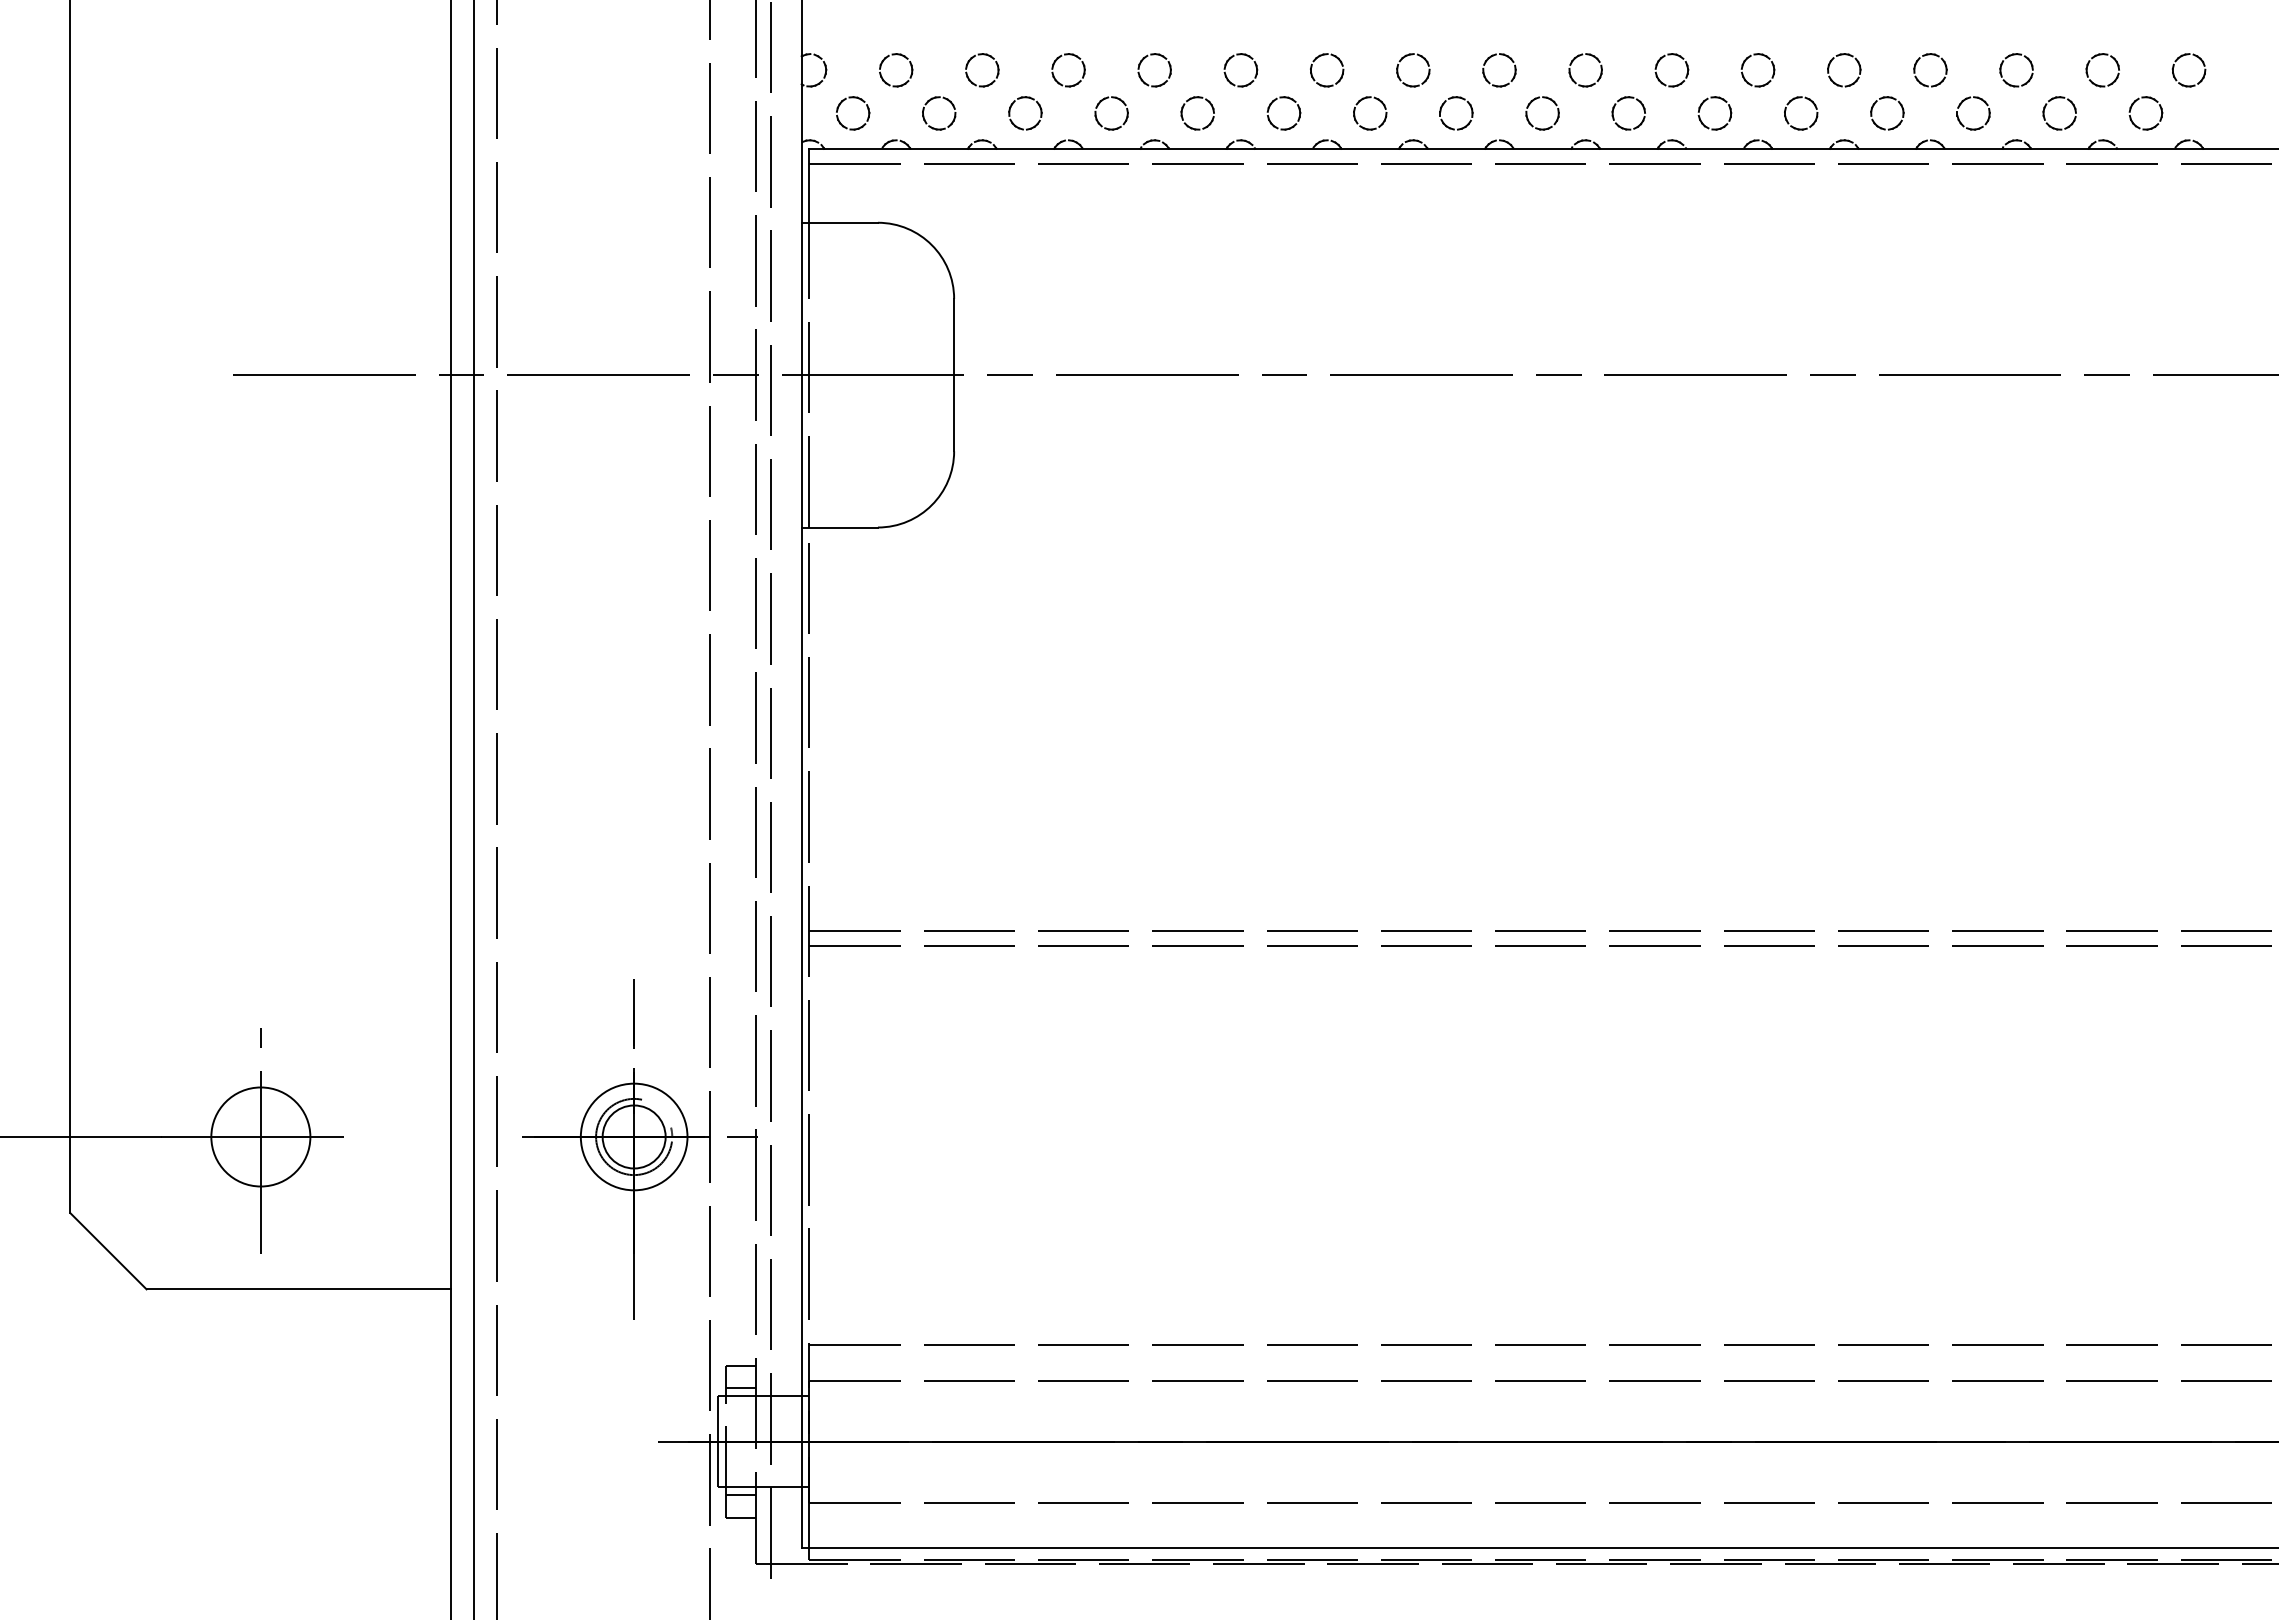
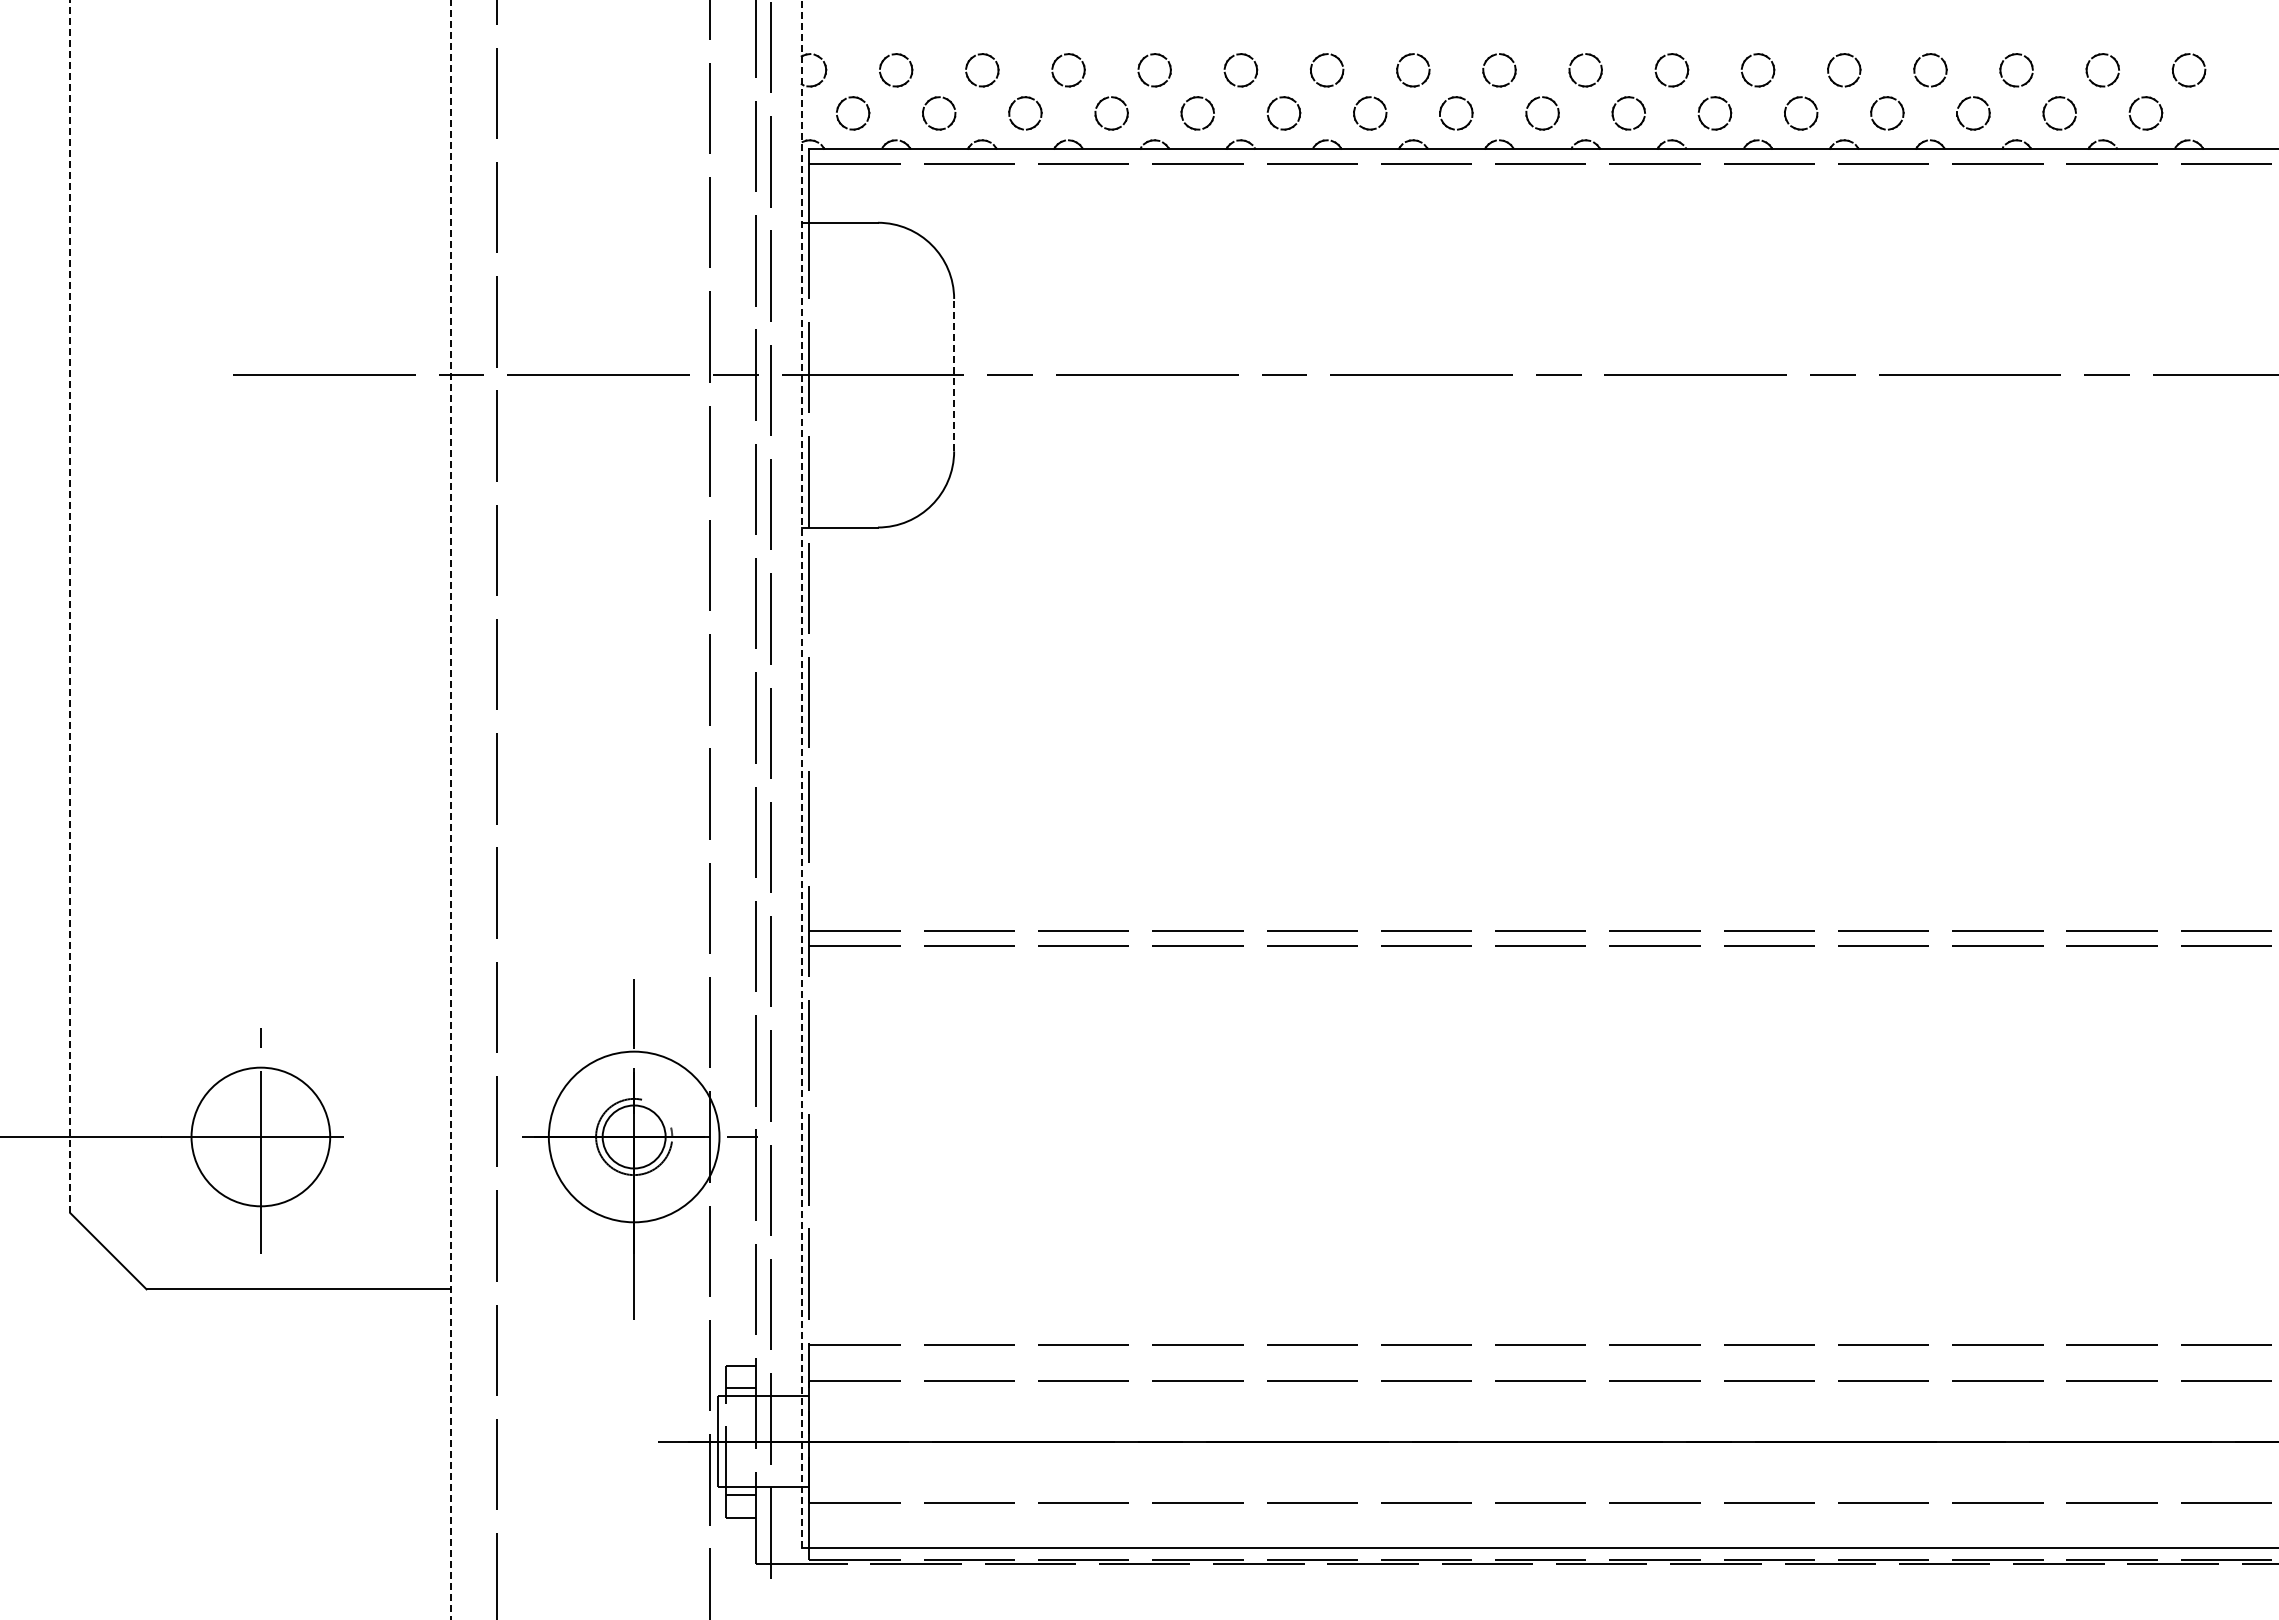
line: solid -> dashed (954, 374)
line: solid -> dashed (70, 606)
line: solid -> dashed (801, 774)
line: solid -> dashed (451, 809)
line: present -> none (474, 809)
circle diameter: 99 px -> 139 px (260, 1136)
circle diameter: 107 px -> 171 px (633, 1136)
